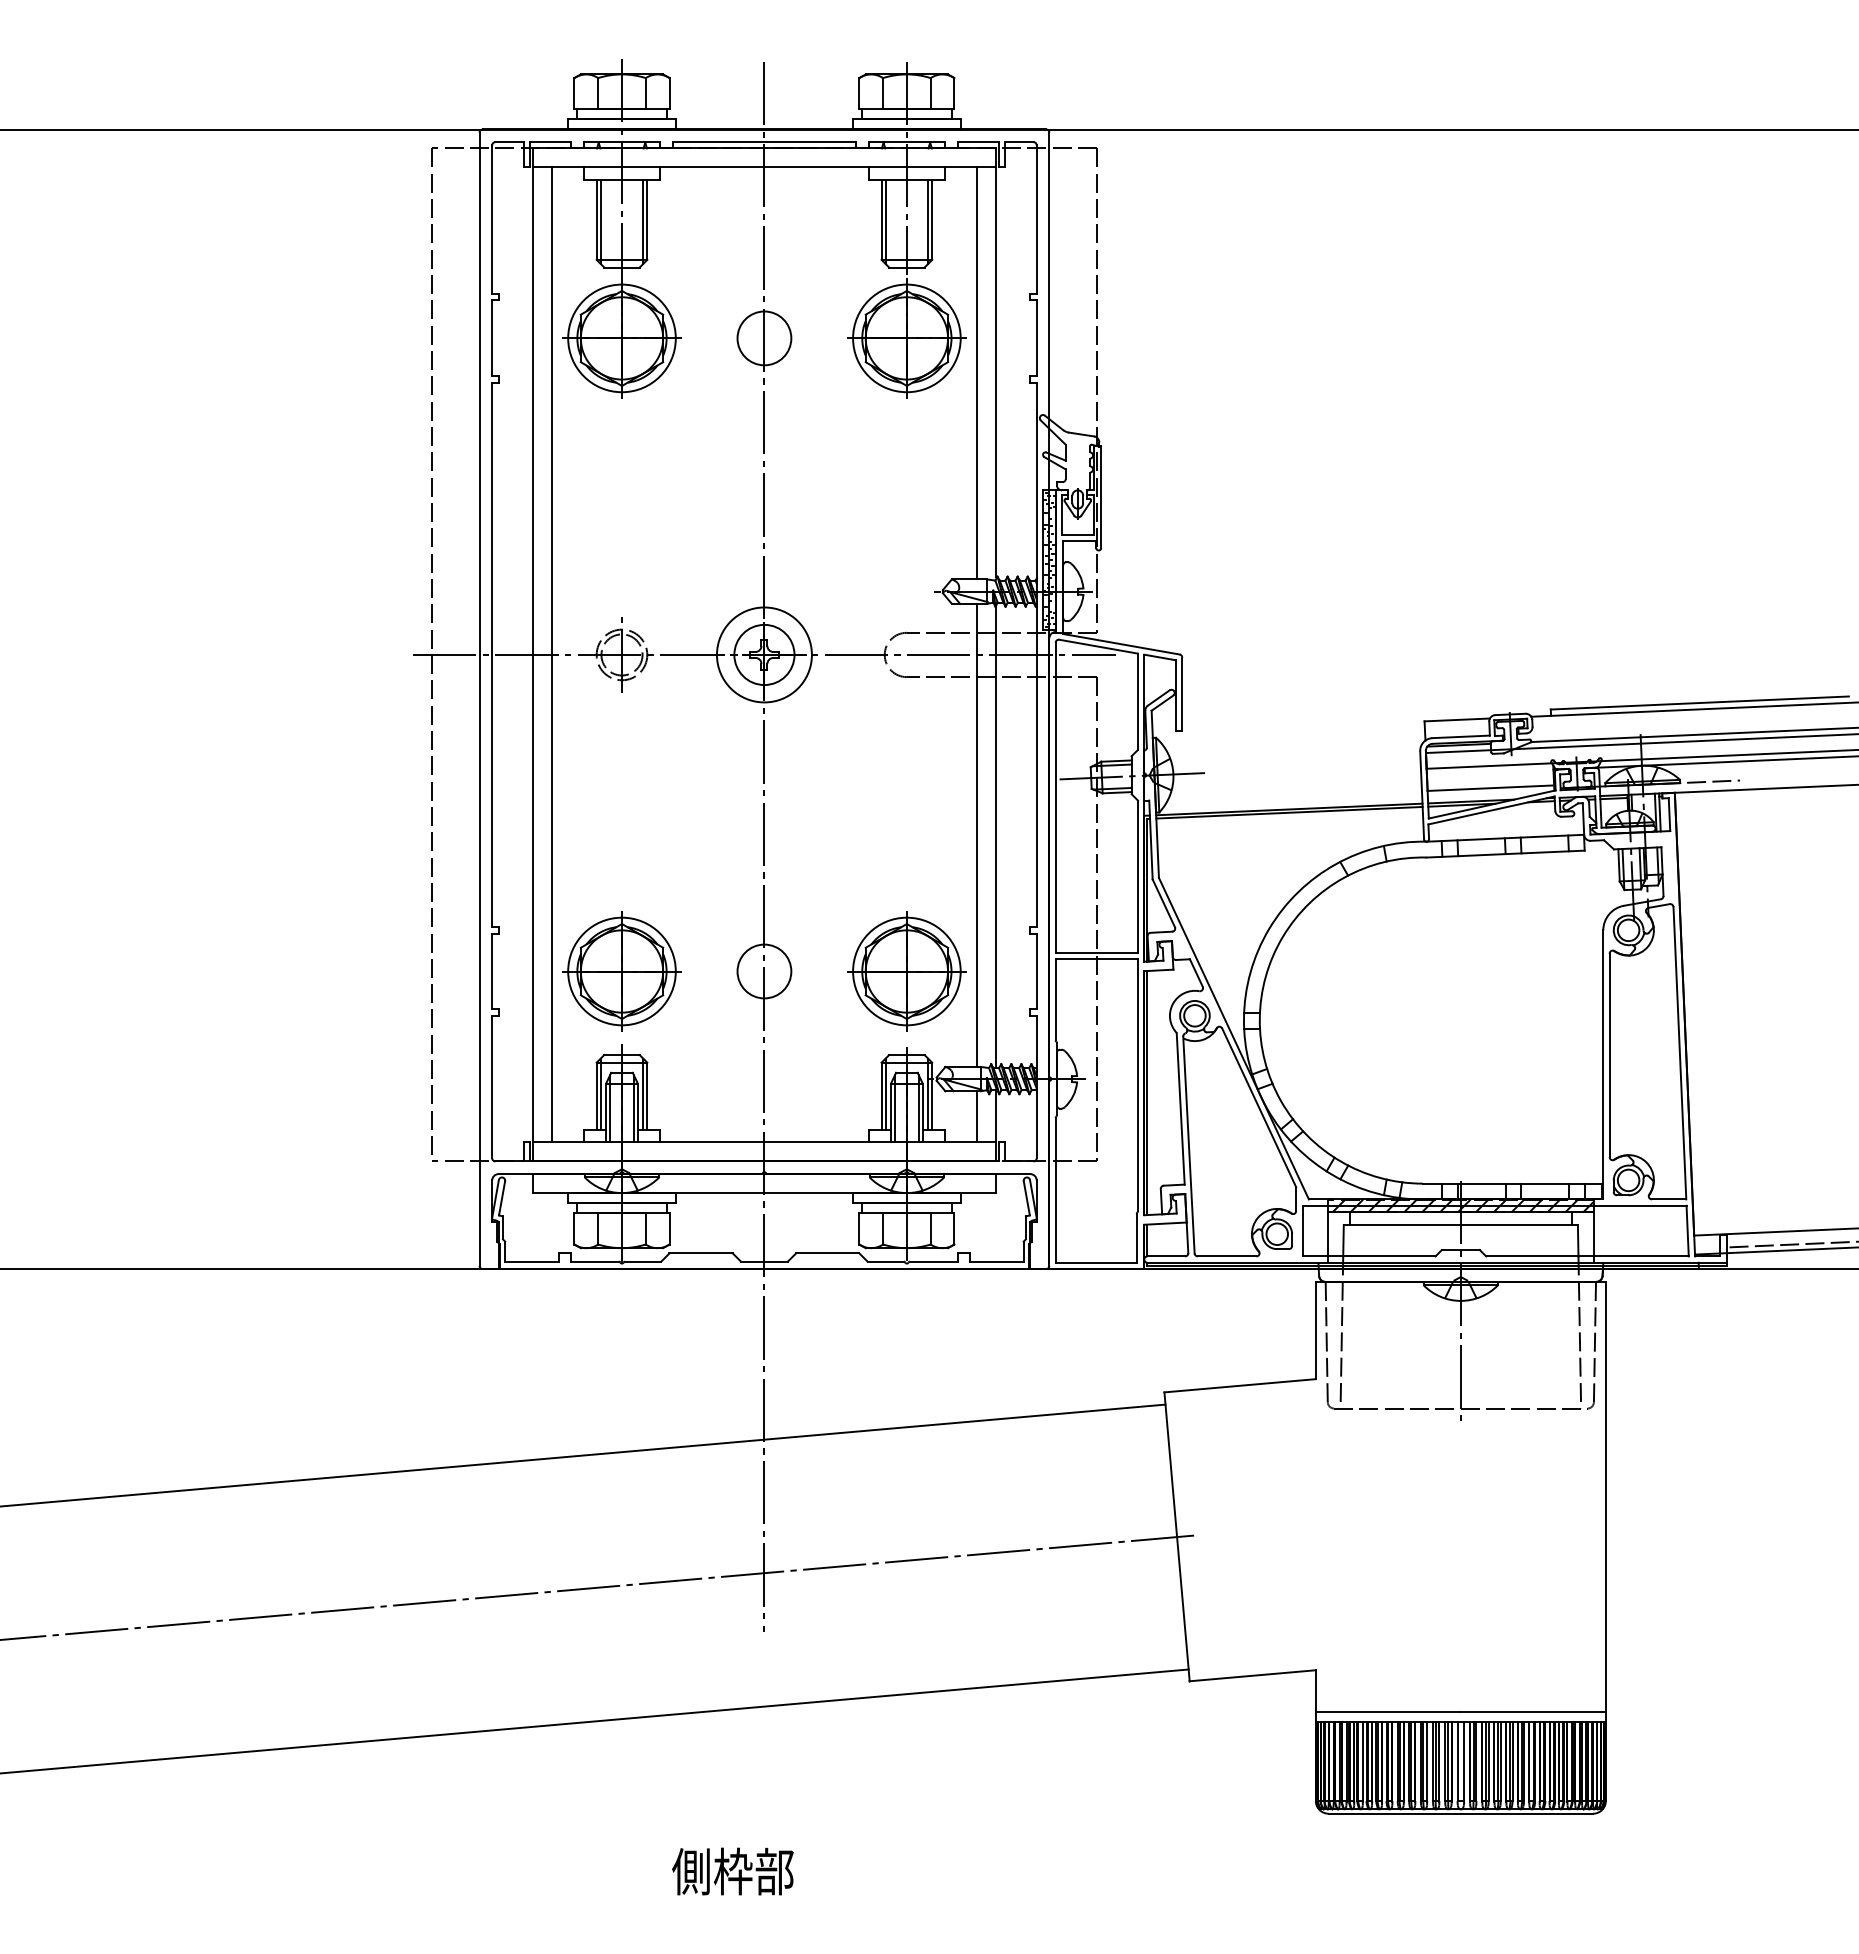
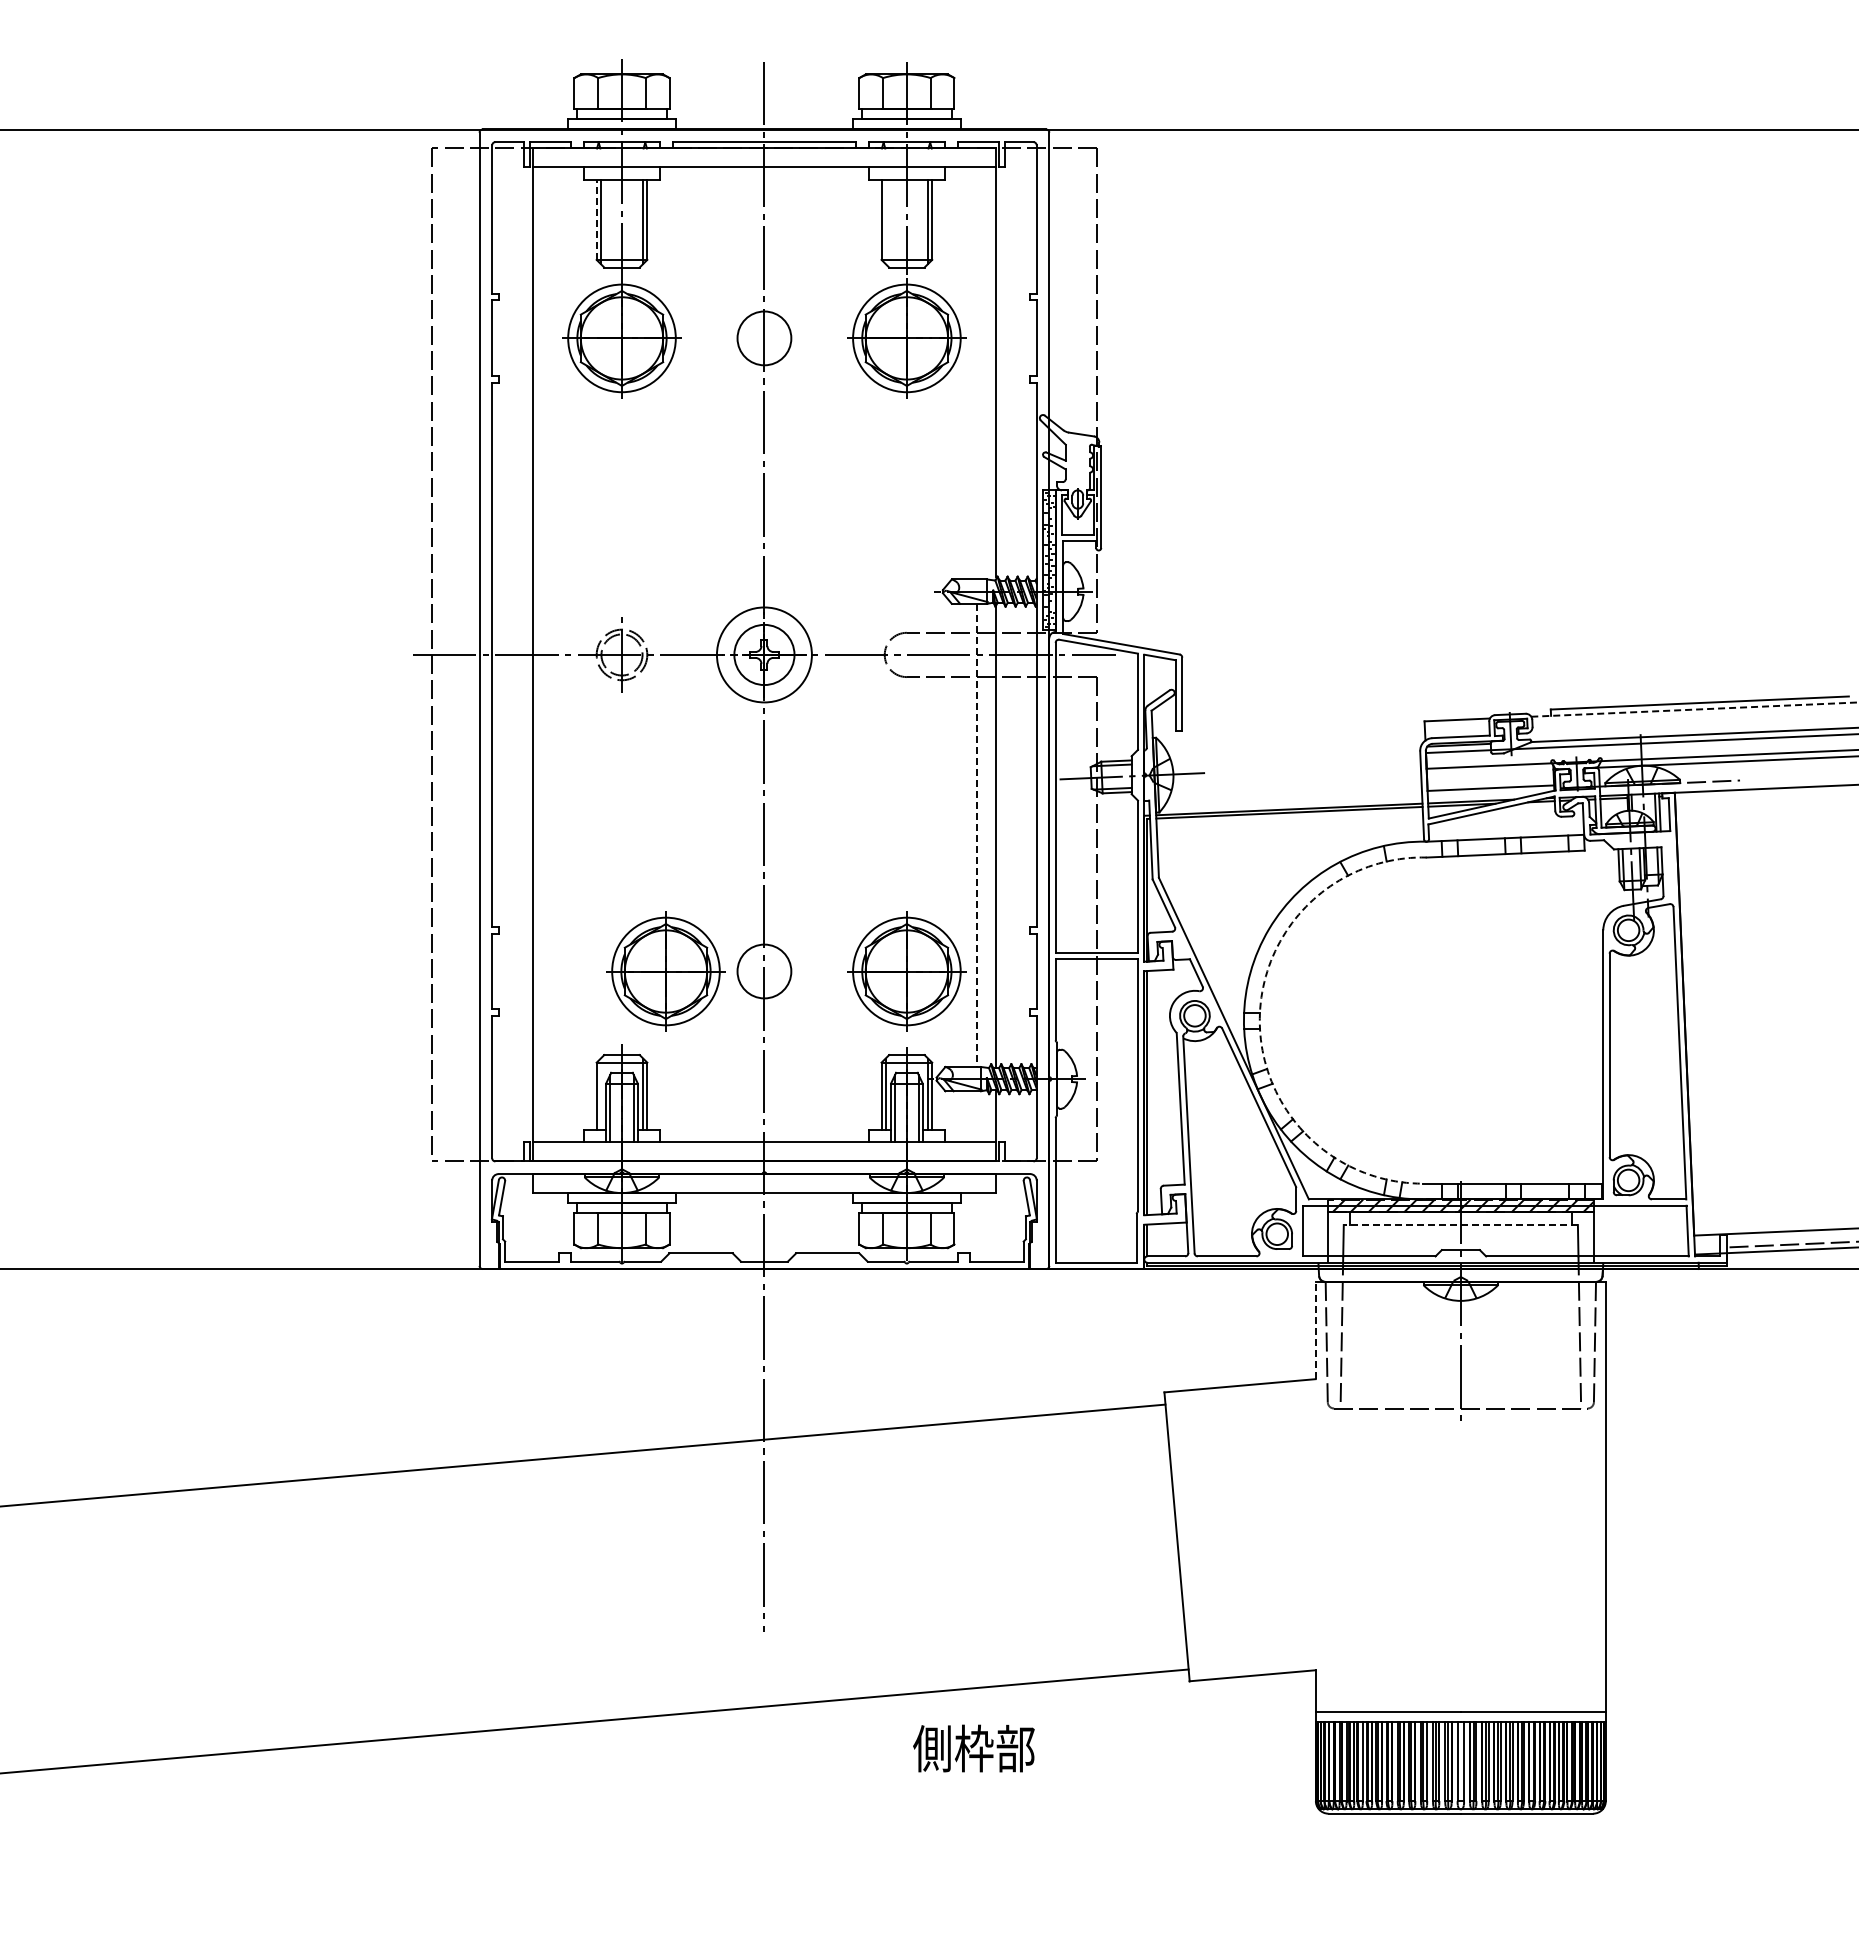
line: solid -> dashed (596, 220)
line: present -> none (885, 222)
line: present -> none (976, 373)
line: present -> none (552, 654)
line: solid -> dashed (1695, 709)
line: solid -> dashed (976, 835)
part position: (621, 971) -> (665, 971) (665, 971)
arc: solid -> dashed (1259, 1018)
line: present -> none (600, 1093)
line: present -> none (976, 1116)
line: solid -> dashed (1460, 1224)
line: solid -> dashed (1315, 1330)
line: present -> none (598, 1587)
text position: (732, 1871) -> (973, 1748) (973, 1748)
